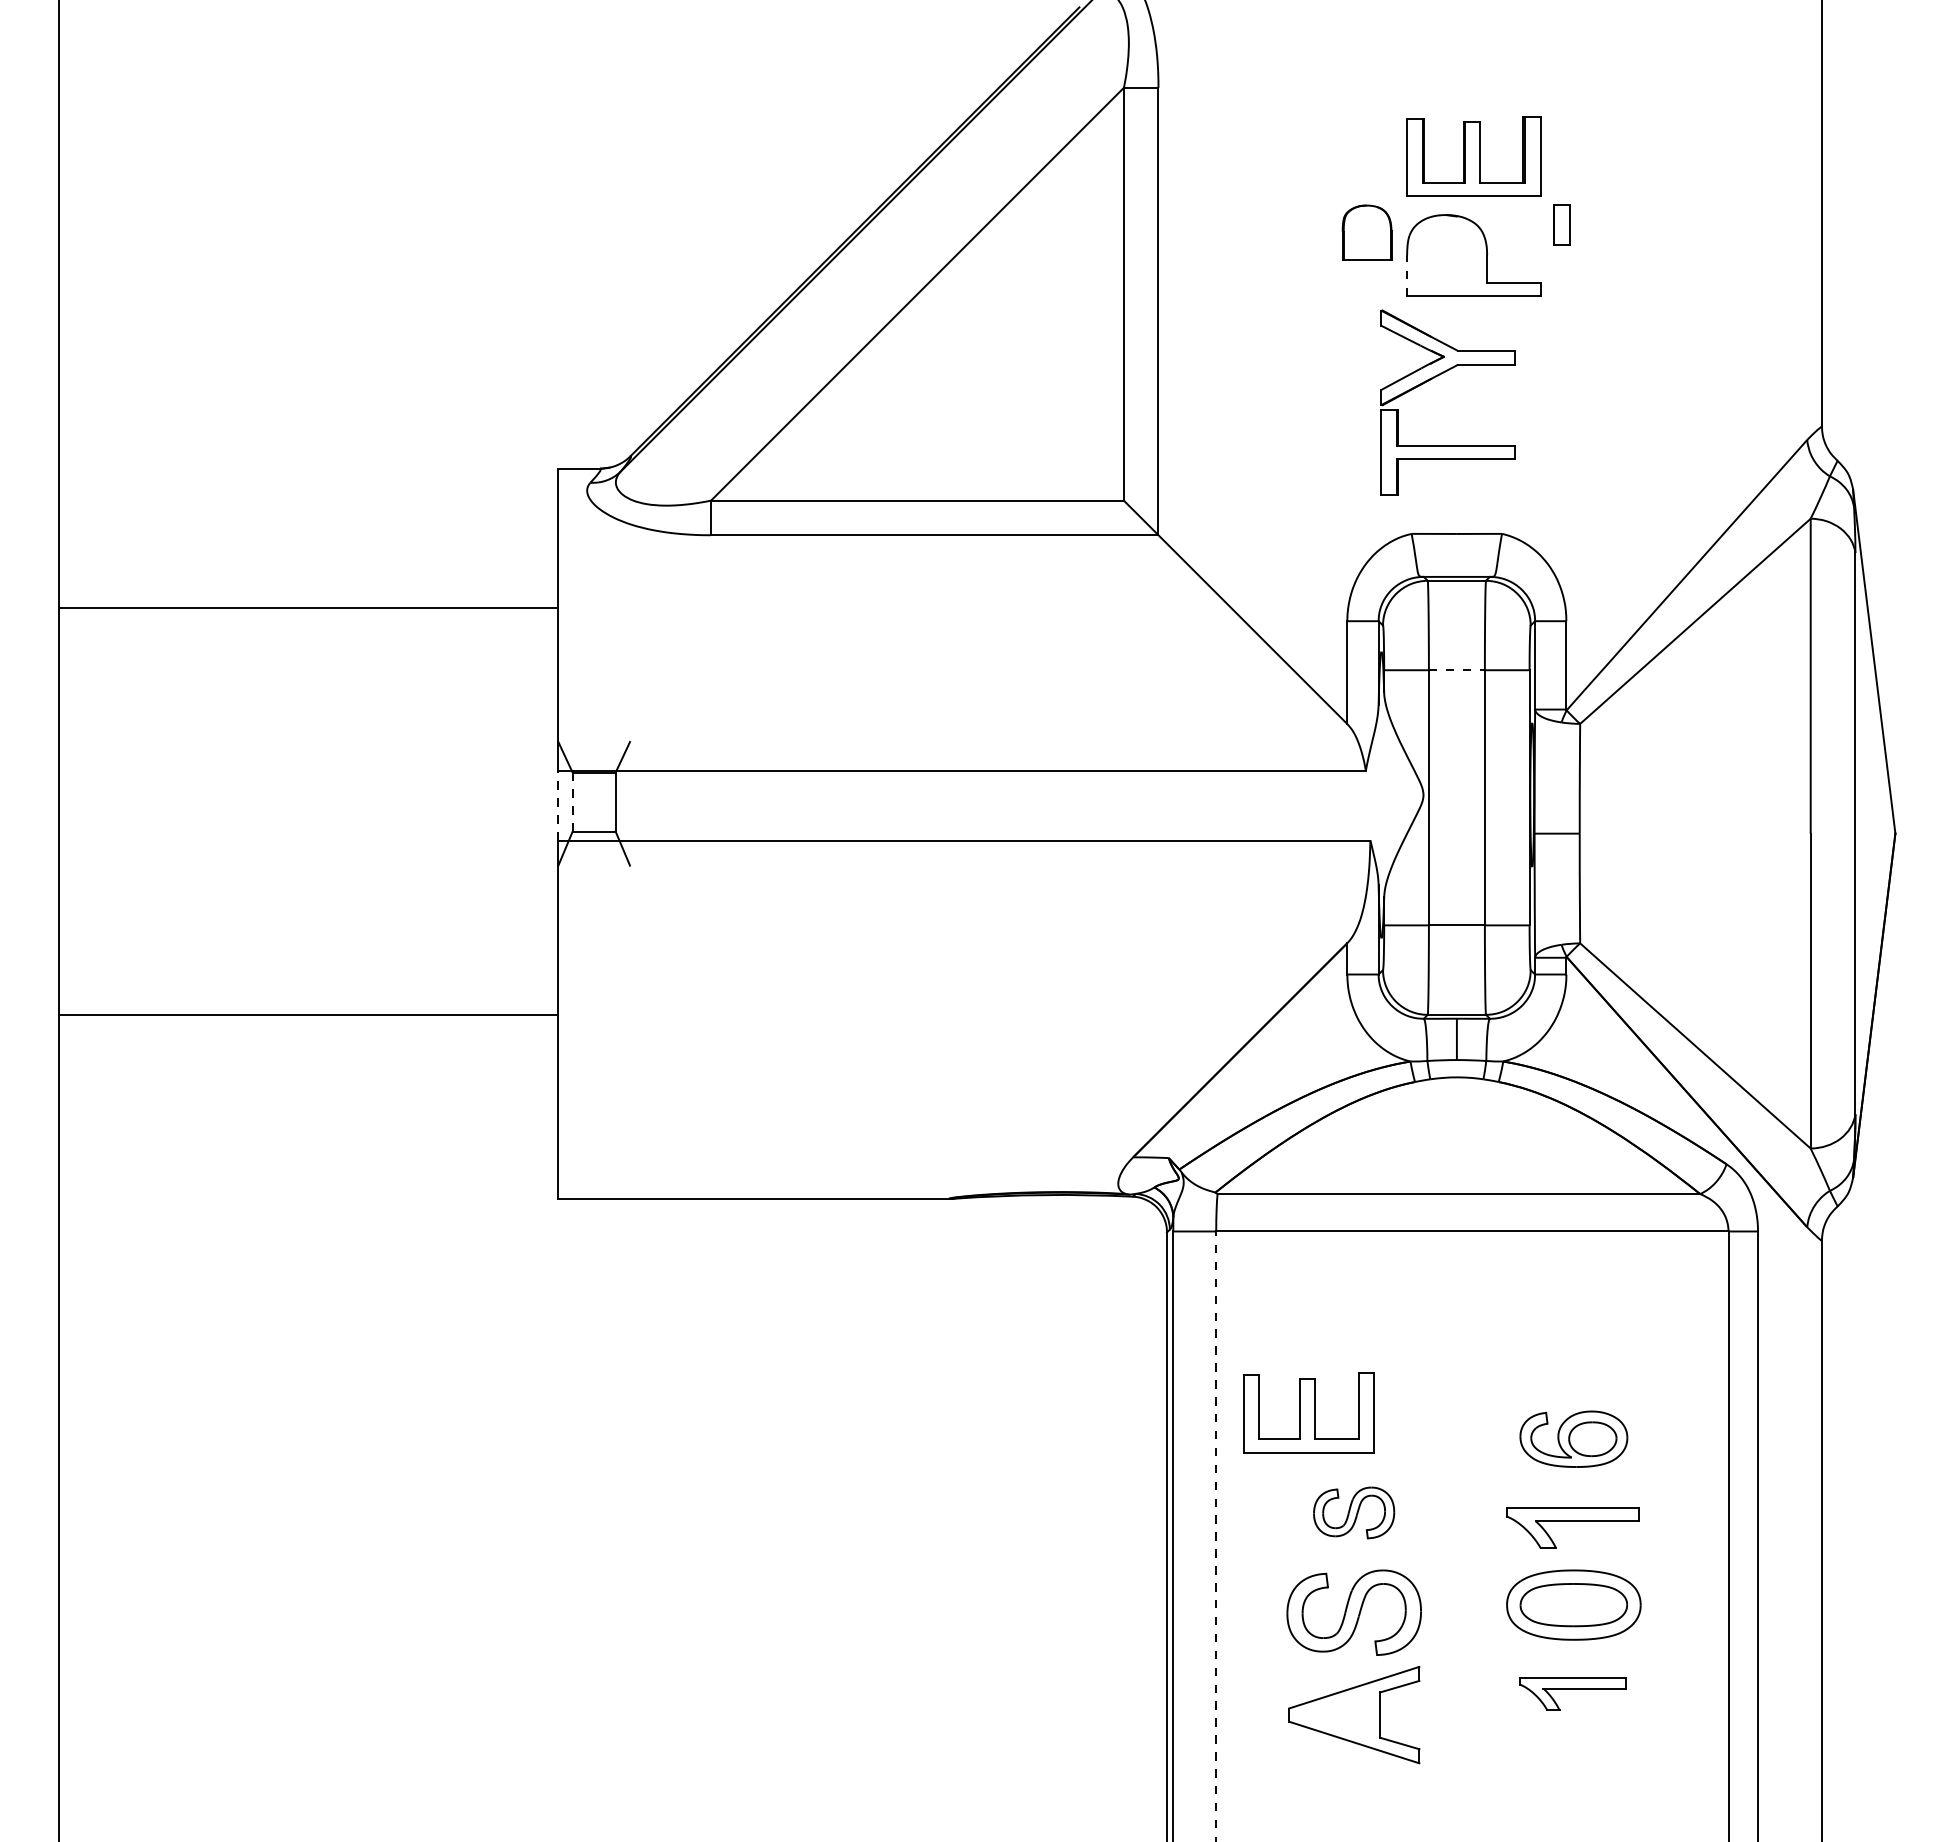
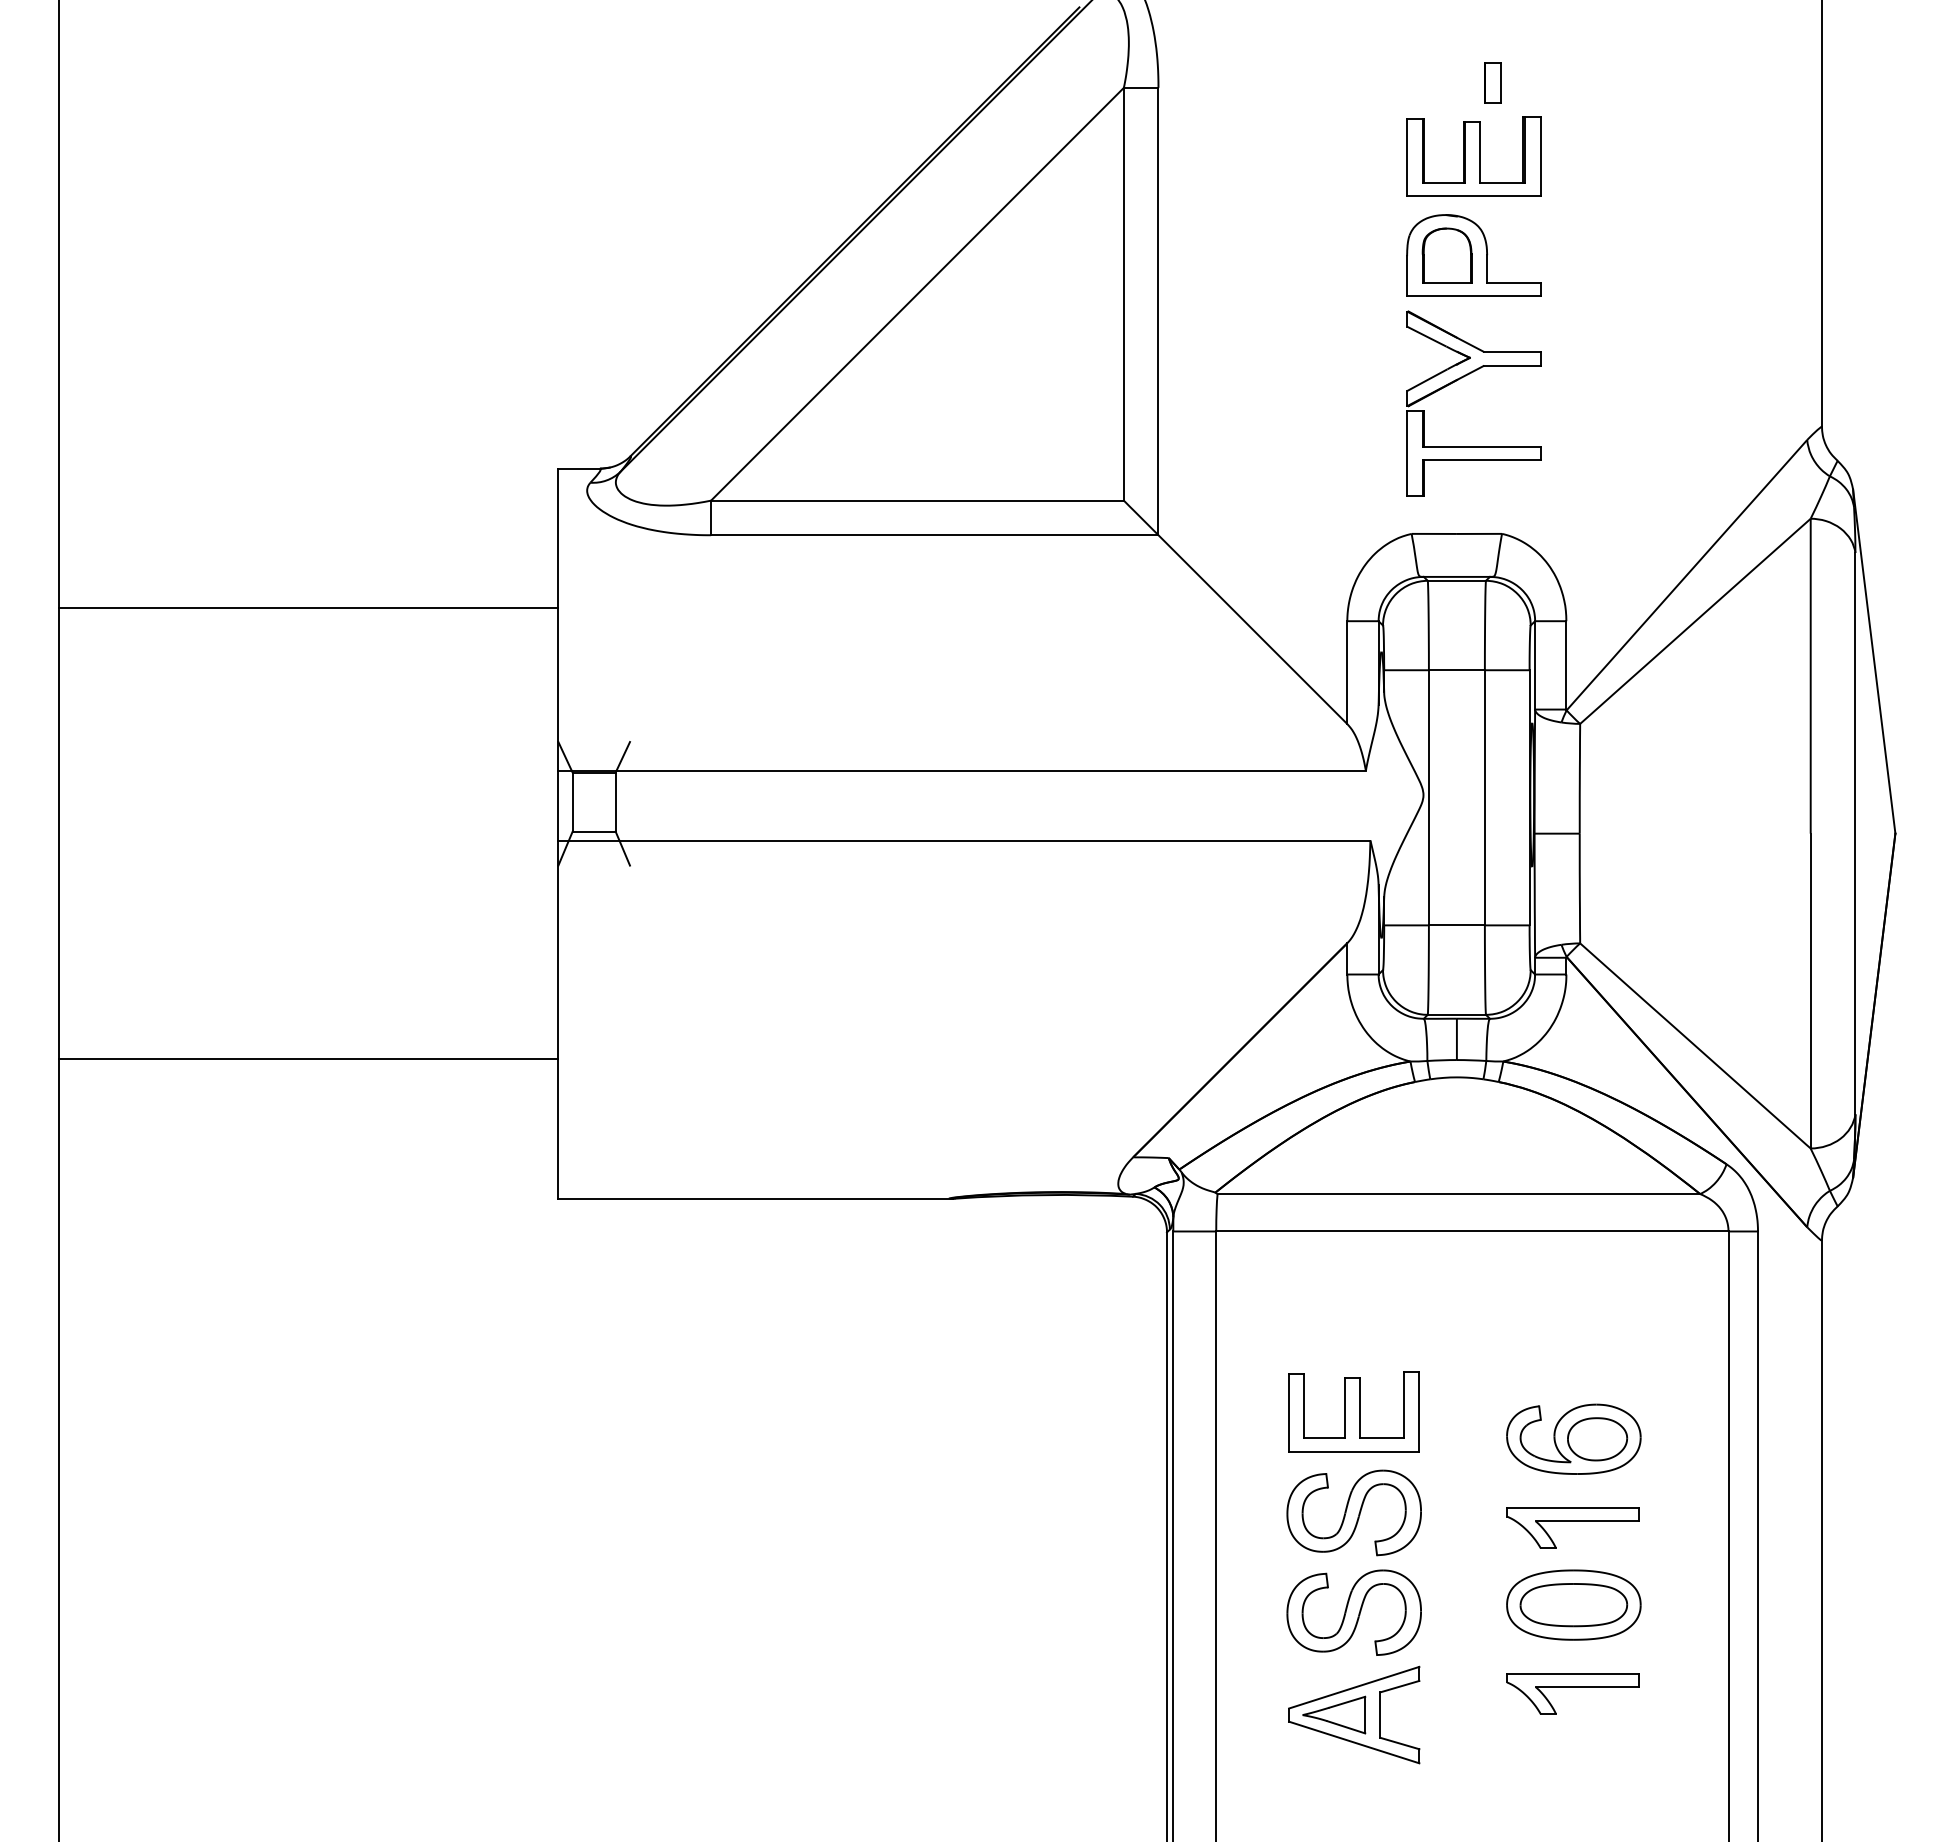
part position: (1561, 224) -> (1492, 82) (1492, 82)
part position: (1366, 232) -> (1446, 255) (1446, 255)
line: dashed -> solid (1407, 275)
part position: (1434, 378) -> (1460, 379) (1460, 379)
line: dashed -> solid (1456, 670)
line: dashed -> solid (572, 801)
line: dashed -> solid (558, 805)
line position: (308, 1015) -> (308, 1059) (308, 1059)
part position: (1308, 1412) -> (1353, 1411) (1353, 1411)
part size: 110x58 px -> 136x72 px (1573, 1438)
part size: 83x54 px -> 136x88 px (1353, 1512)
line: dashed -> solid (1216, 1536)
part size: 108x34 px -> 134x42 px (1572, 1693)
part: none -> present (1334, 1714)
